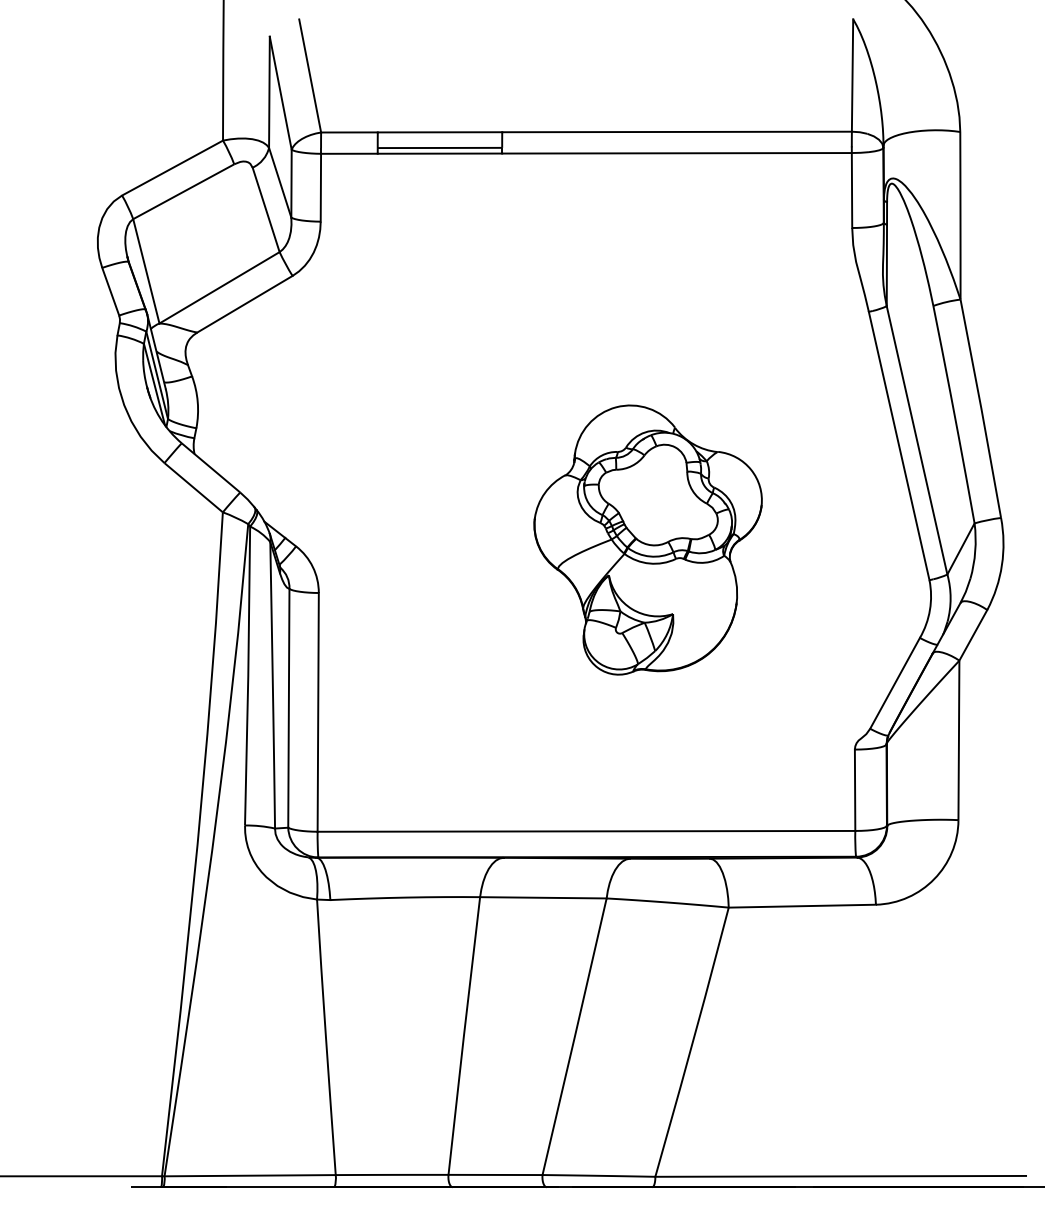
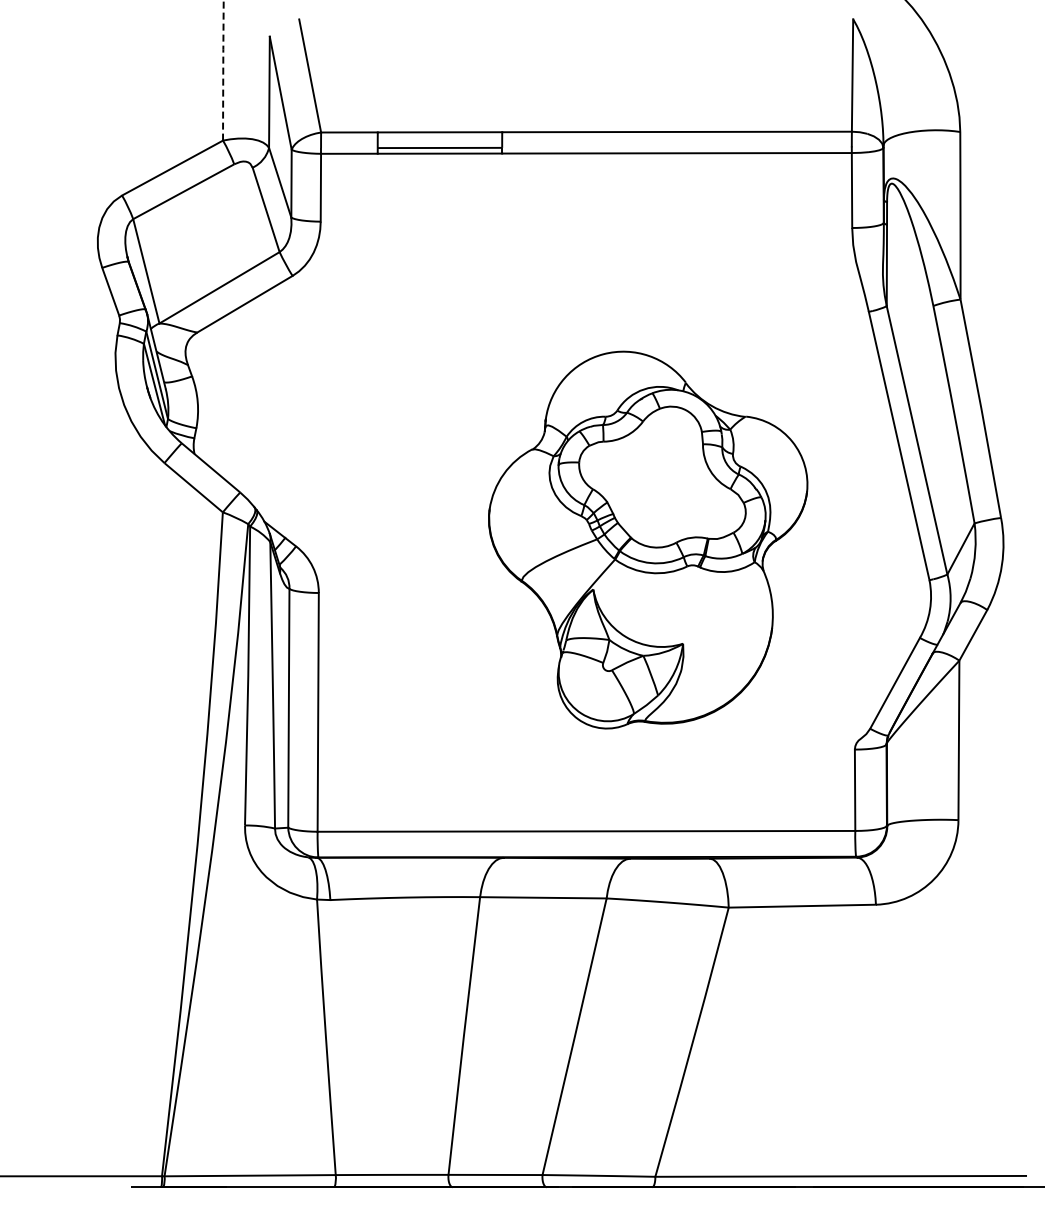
line: solid -> dashed (223, 69)
part size: 230x272 px -> 321x380 px (648, 539)
